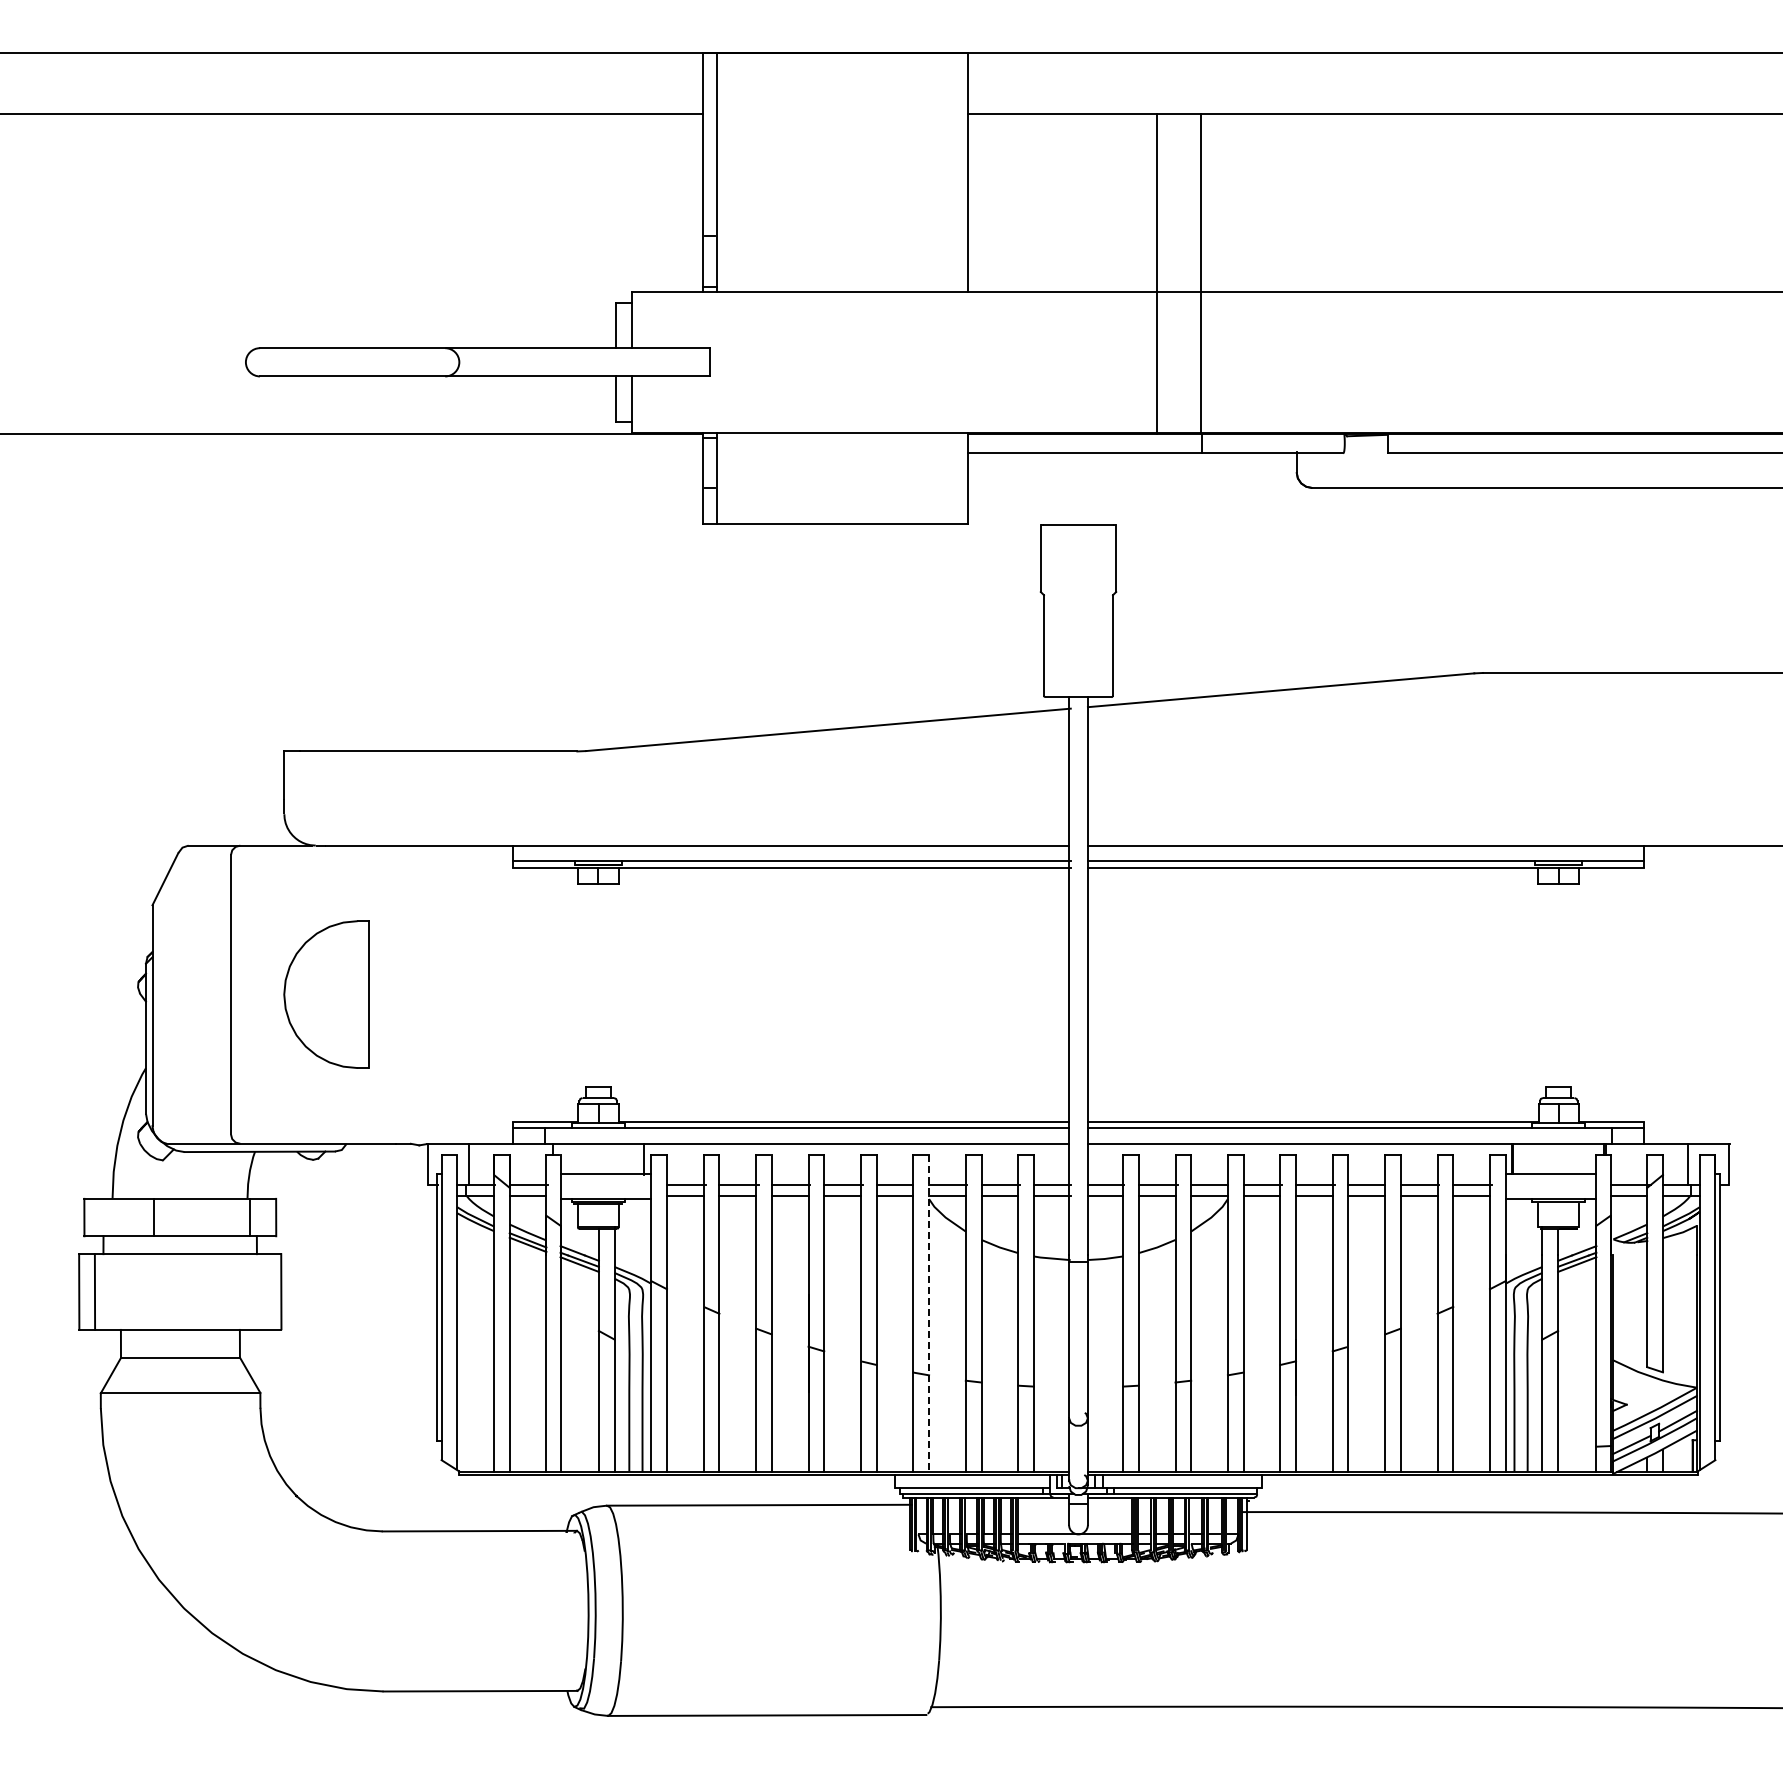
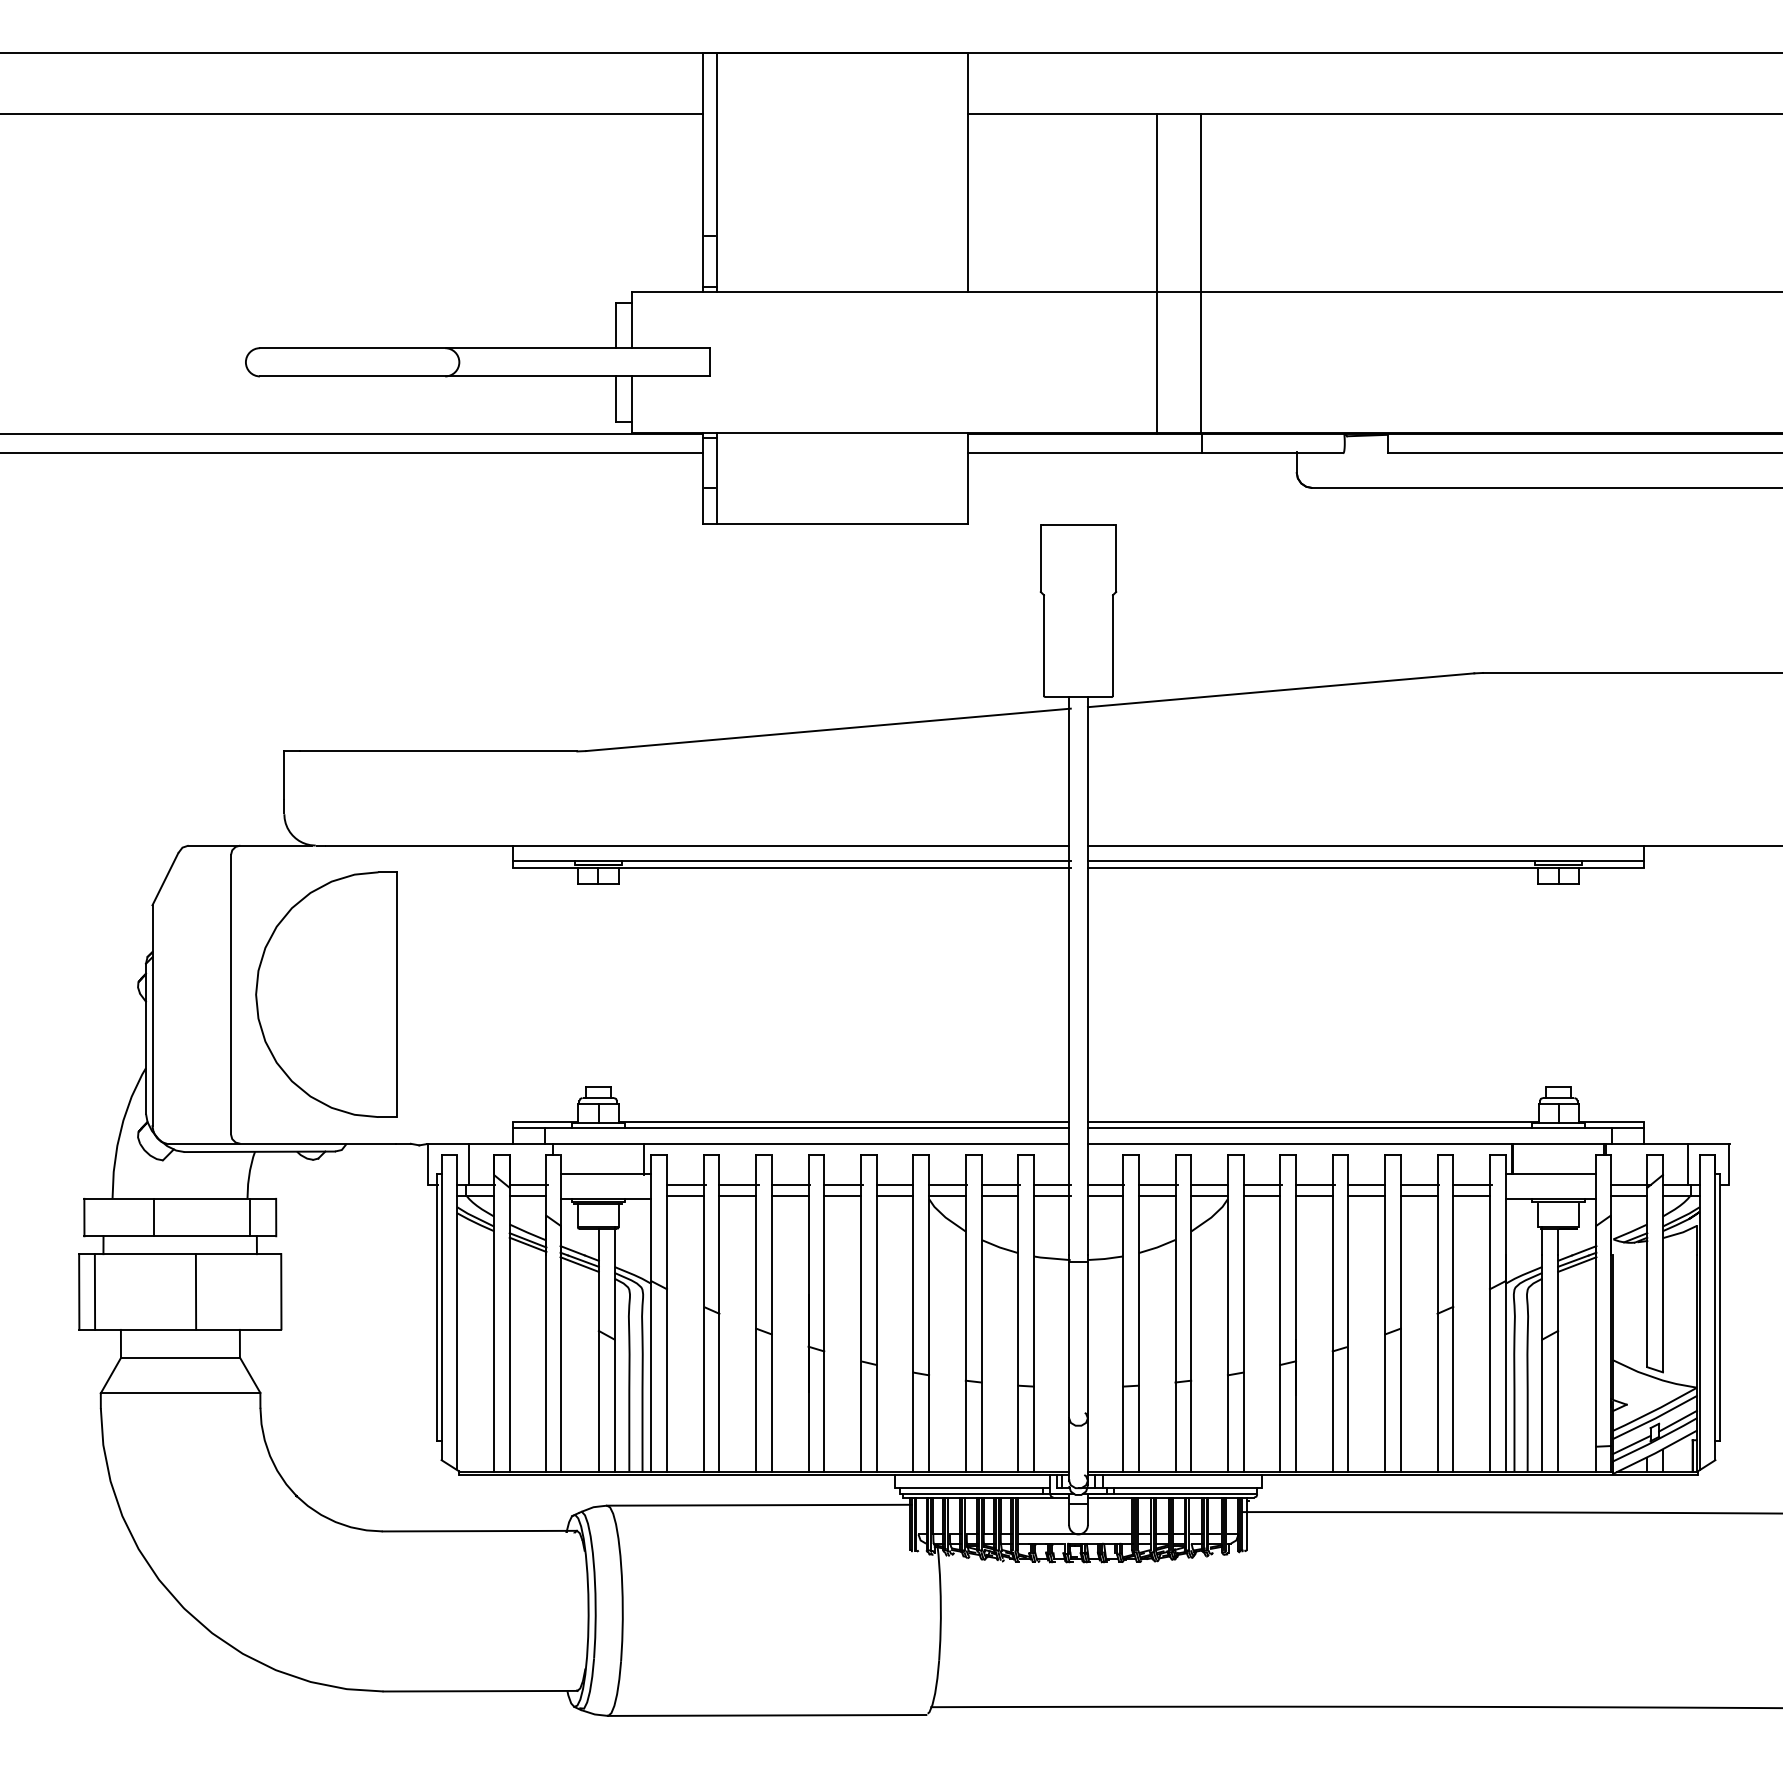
line: none -> present (352, 453)
part size: 87x149 px -> 143x247 px (326, 994)
line: none -> present (195, 1291)
line: dashed -> solid (929, 1313)
